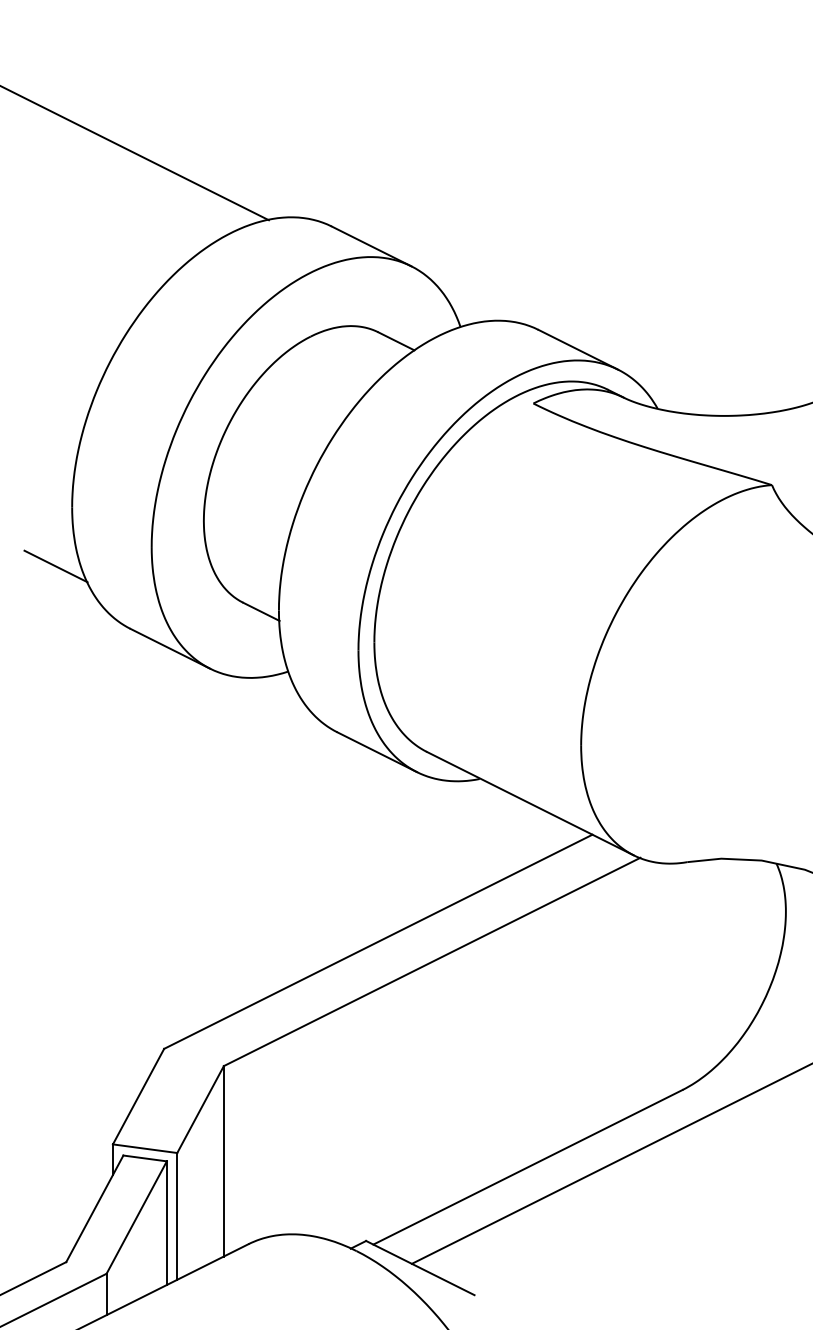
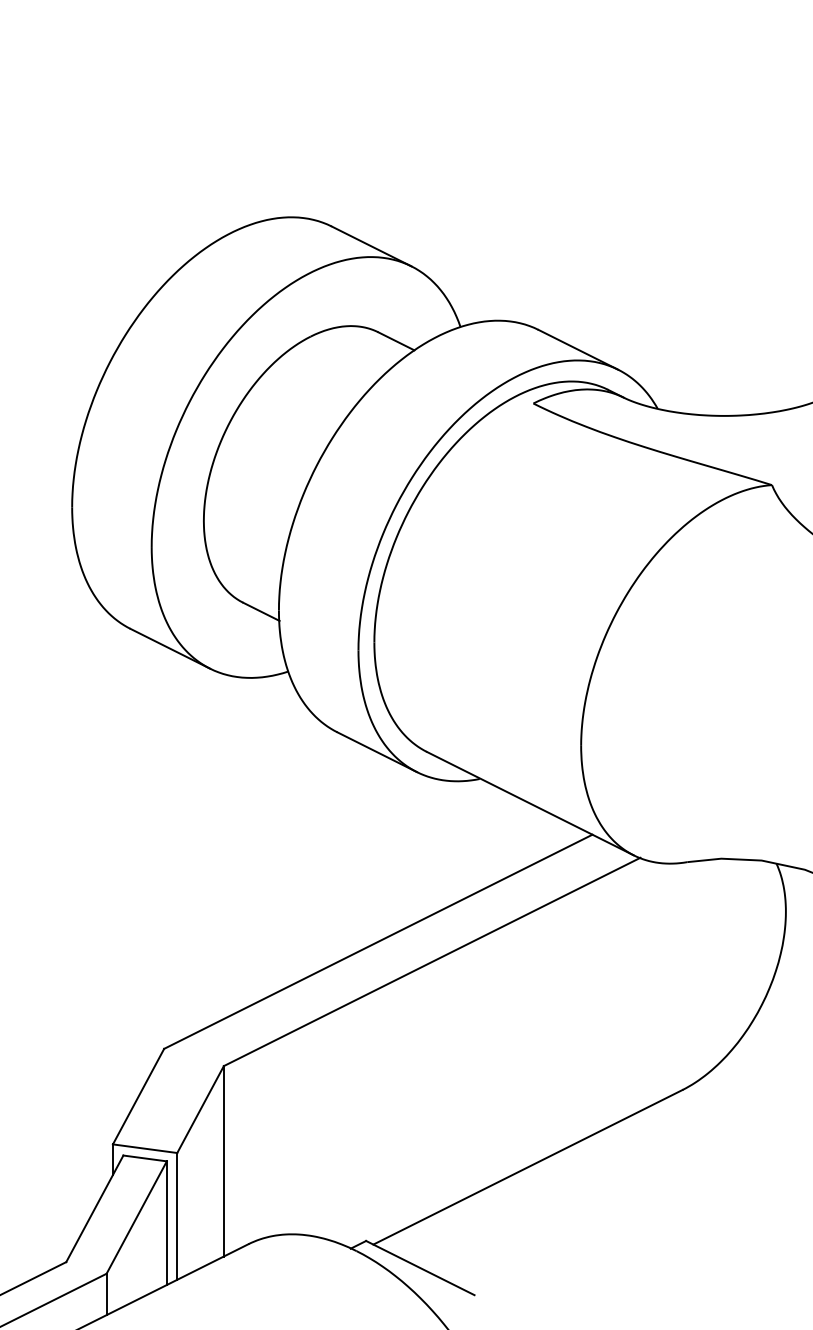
line: present -> none (135, 153)
line: present -> none (55, 566)
line: present -> none (610, 1164)
